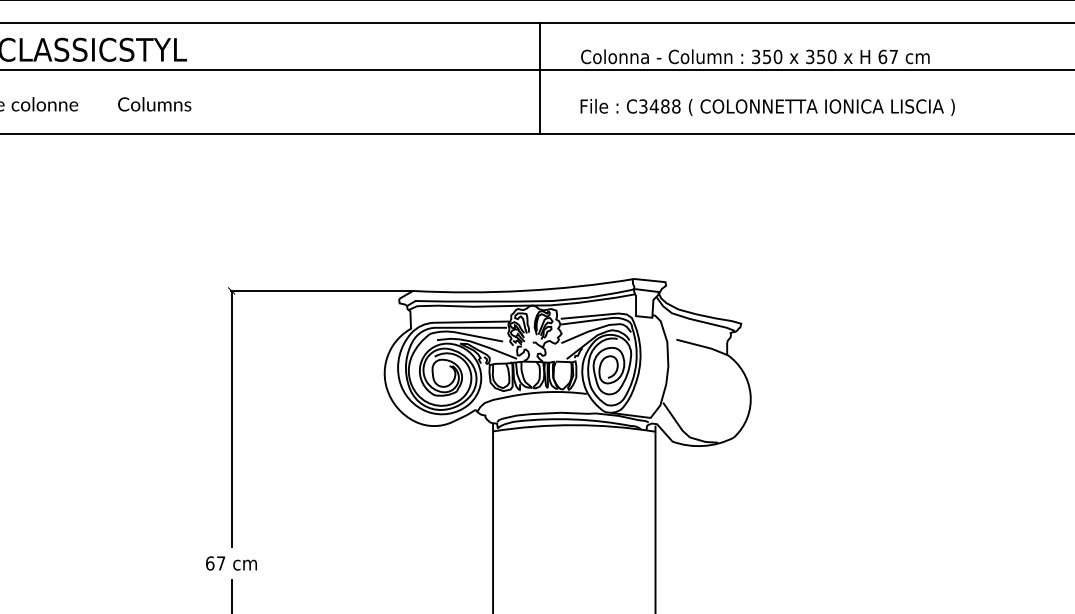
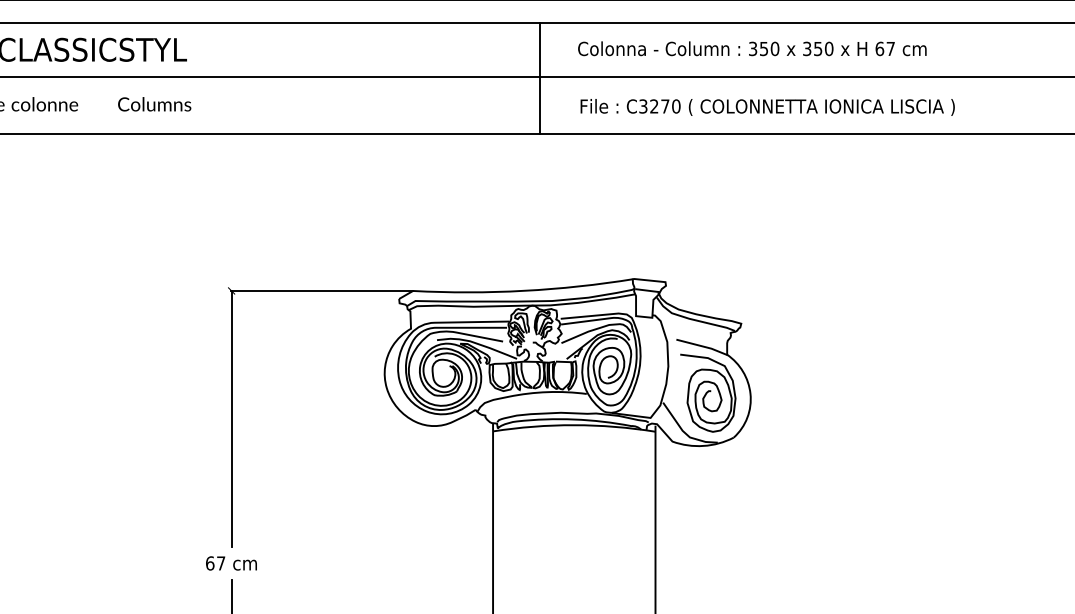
text position: (755, 56) -> (752, 48) (752, 48)
line position: (536, 70) -> (536, 77) (536, 77)
text: C3488 -> C3270 (664, 106)
curve: none -> present (708, 392)
